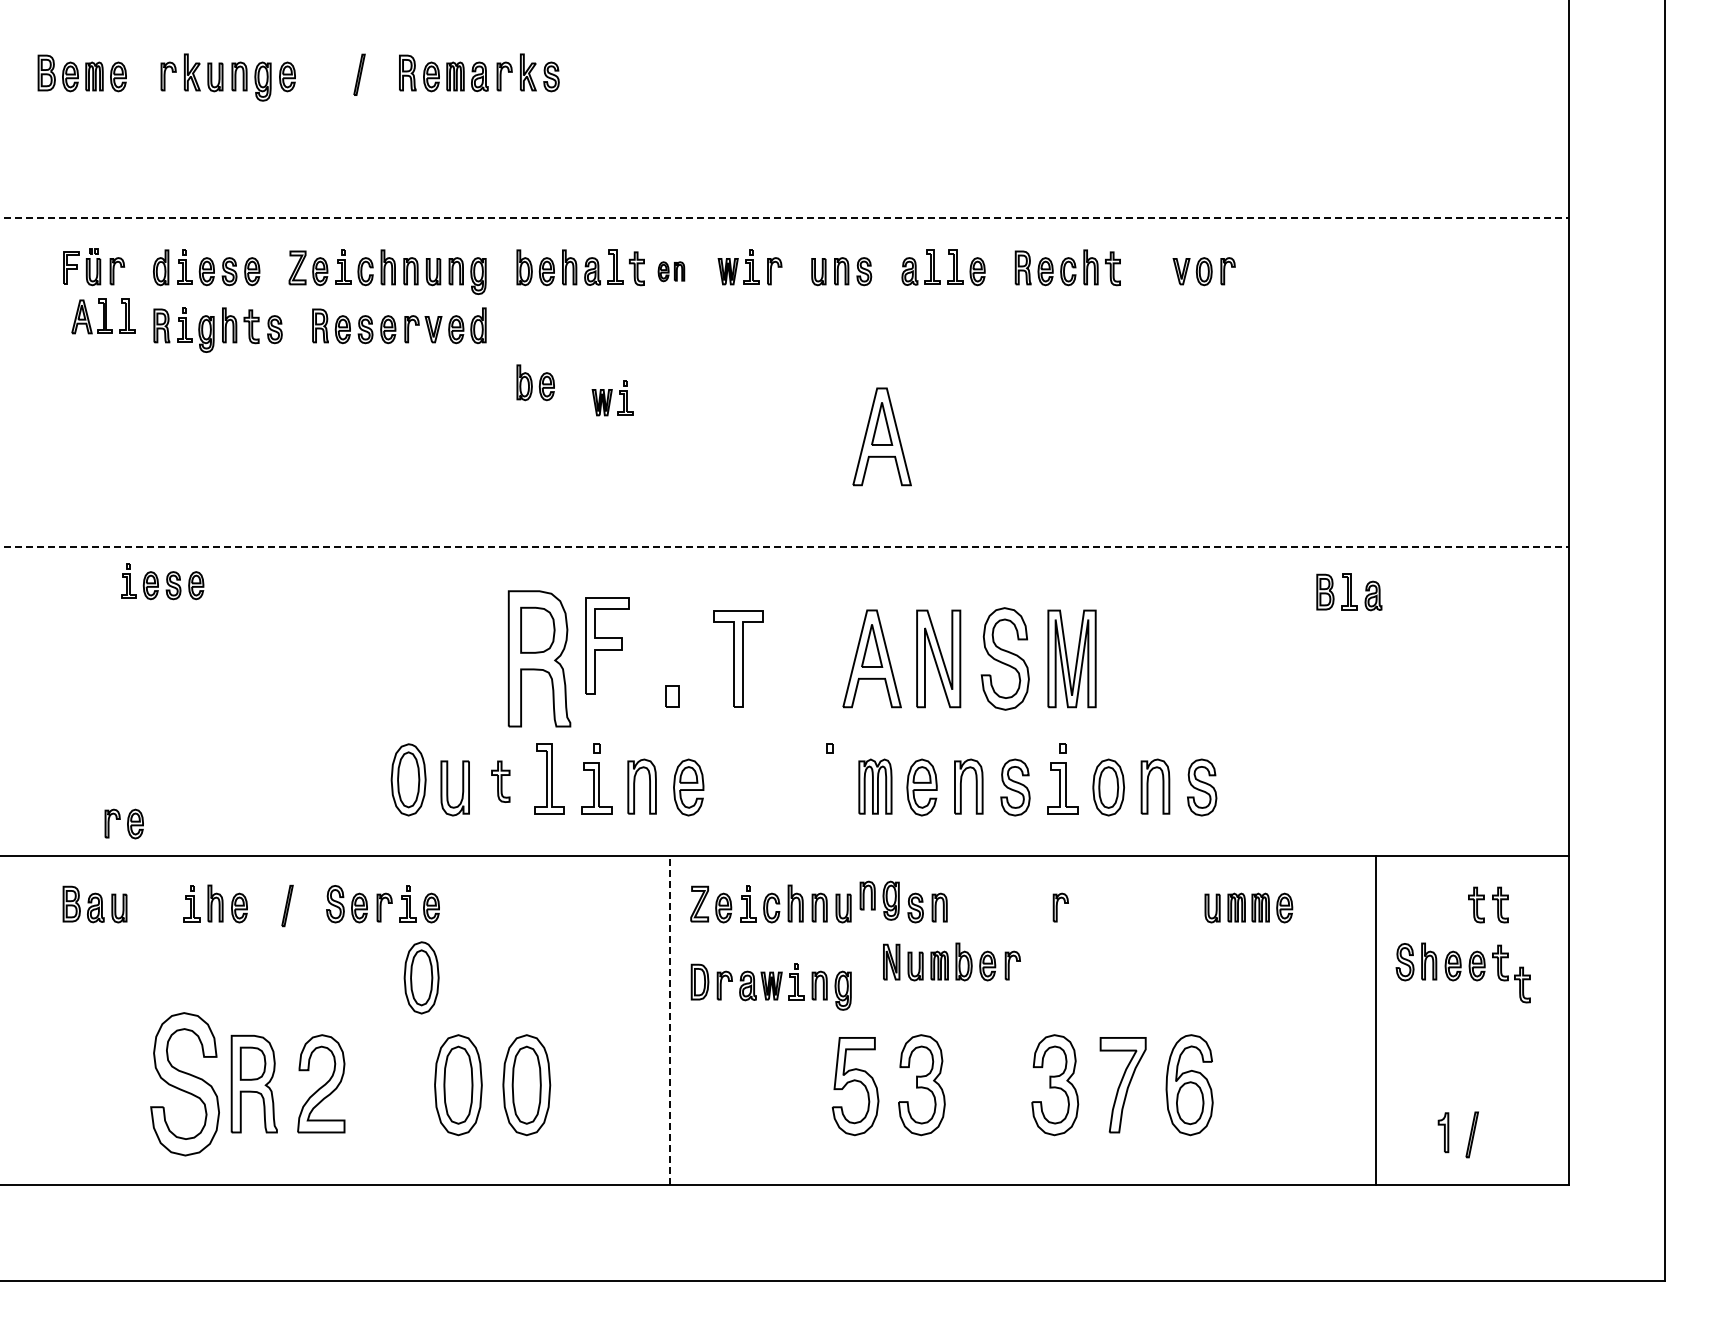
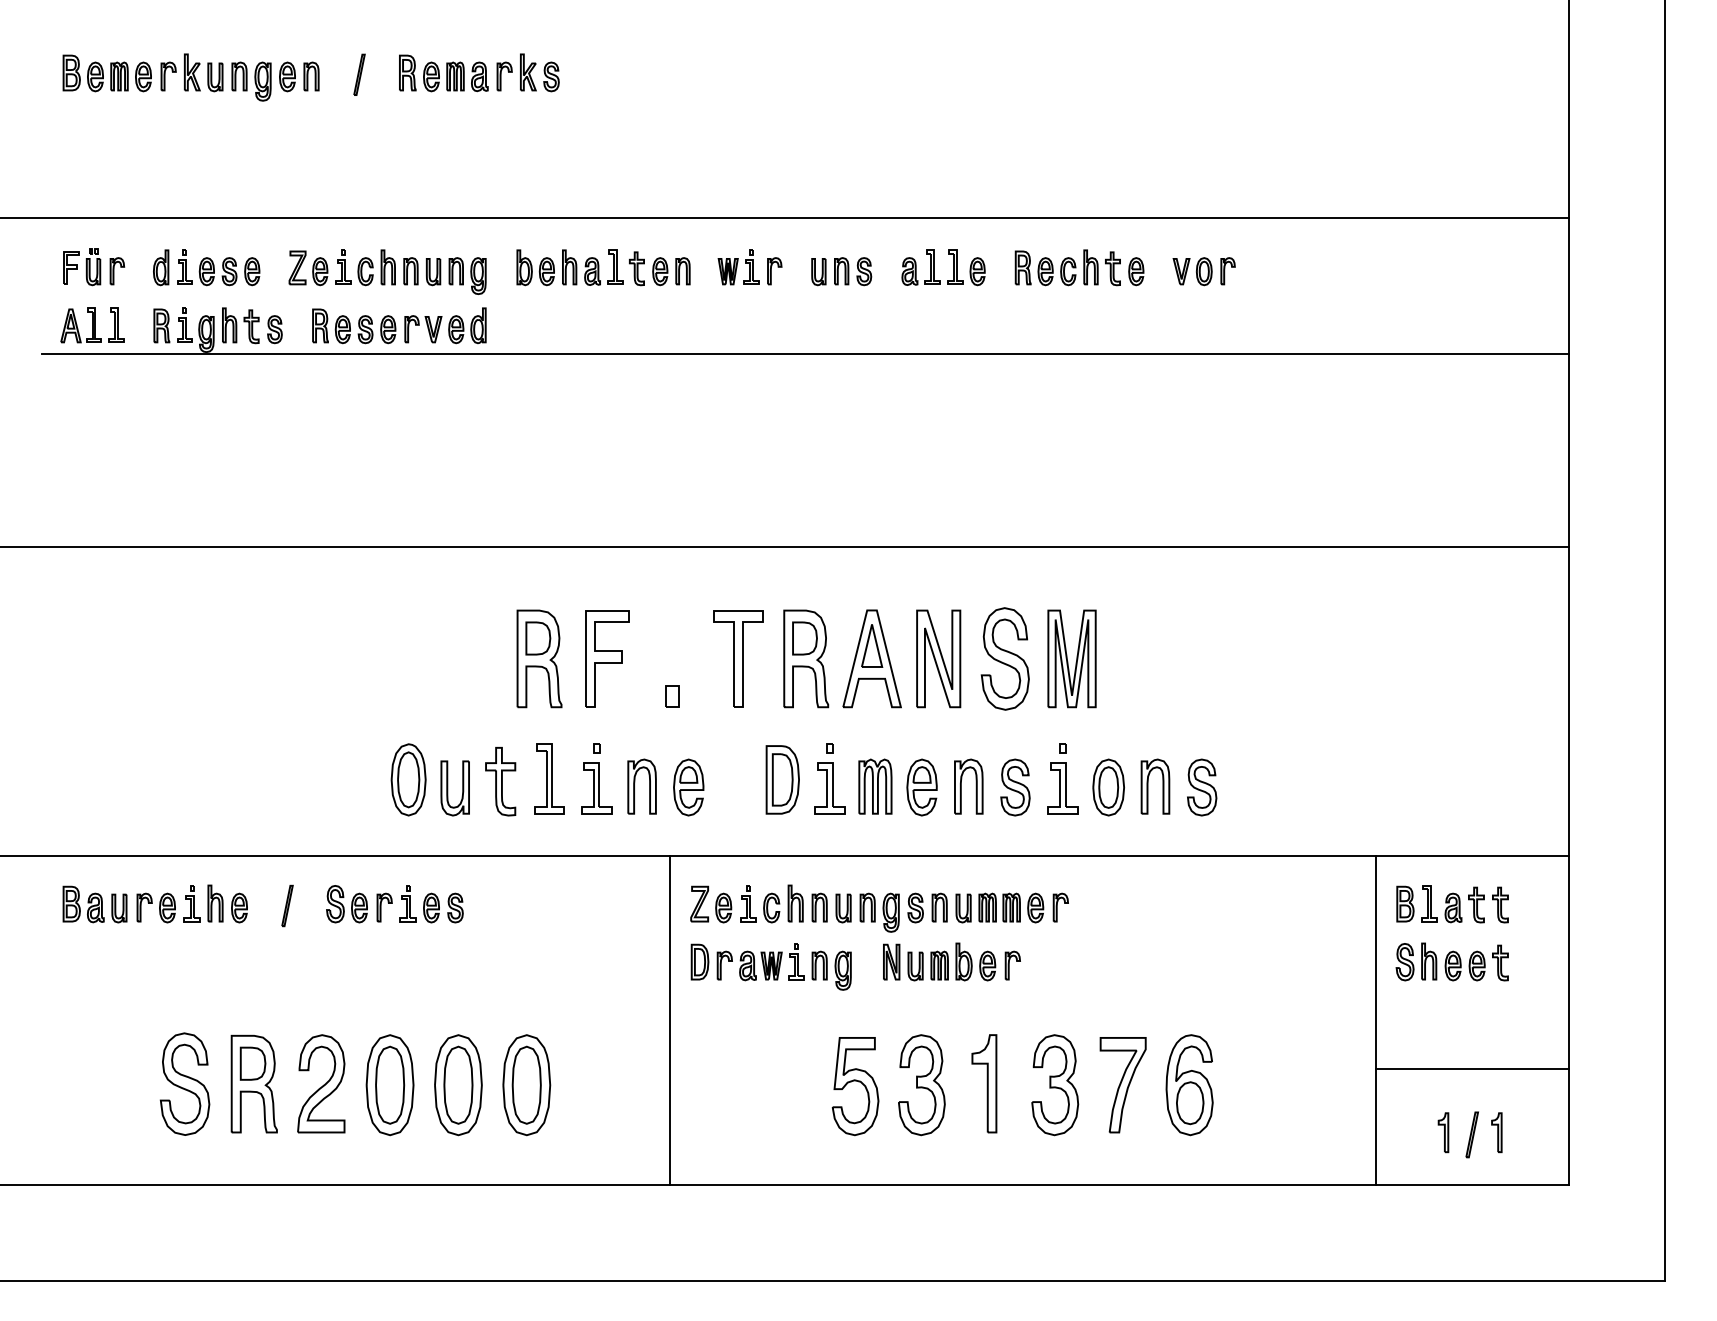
part position: (81, 73) -> (106, 73) (106, 73)
part: none -> present (311, 76)
line: dashed -> solid (785, 218)
part size: 29x22 px -> 39x30 px (671, 271)
part: none -> present (1136, 271)
part position: (103, 316) -> (92, 325) (92, 325)
line: none -> present (804, 353)
part: present -> none (535, 382)
part: present -> none (612, 398)
part: present -> none (881, 436)
line: dashed -> solid (785, 546)
part: present -> none (162, 581)
part position: (1349, 592) -> (1429, 904) (1429, 904)
part position: (607, 645) -> (607, 658) (607, 658)
part size: 65x138 px -> 47x100 px (539, 658)
part: none -> present (806, 658)
part: none -> present (782, 779)
part size: 20x43 px -> 32x70 px (500, 781)
part: none -> present (829, 788)
part position: (123, 823) -> (155, 907) (155, 907)
part position: (879, 900) -> (879, 912) (879, 912)
part: none -> present (455, 907)
part position: (1248, 907) -> (999, 907) (999, 907)
part: present -> none (421, 977)
part: present -> none (1522, 984)
part position: (770, 986) -> (770, 966) (770, 966)
line: dashed -> solid (670, 1019)
line: none -> present (1471, 1068)
part: none -> present (984, 1083)
part size: 70x145 px -> 52x104 px (184, 1083)
part: none -> present (389, 1085)
part: none -> present (1496, 1132)
